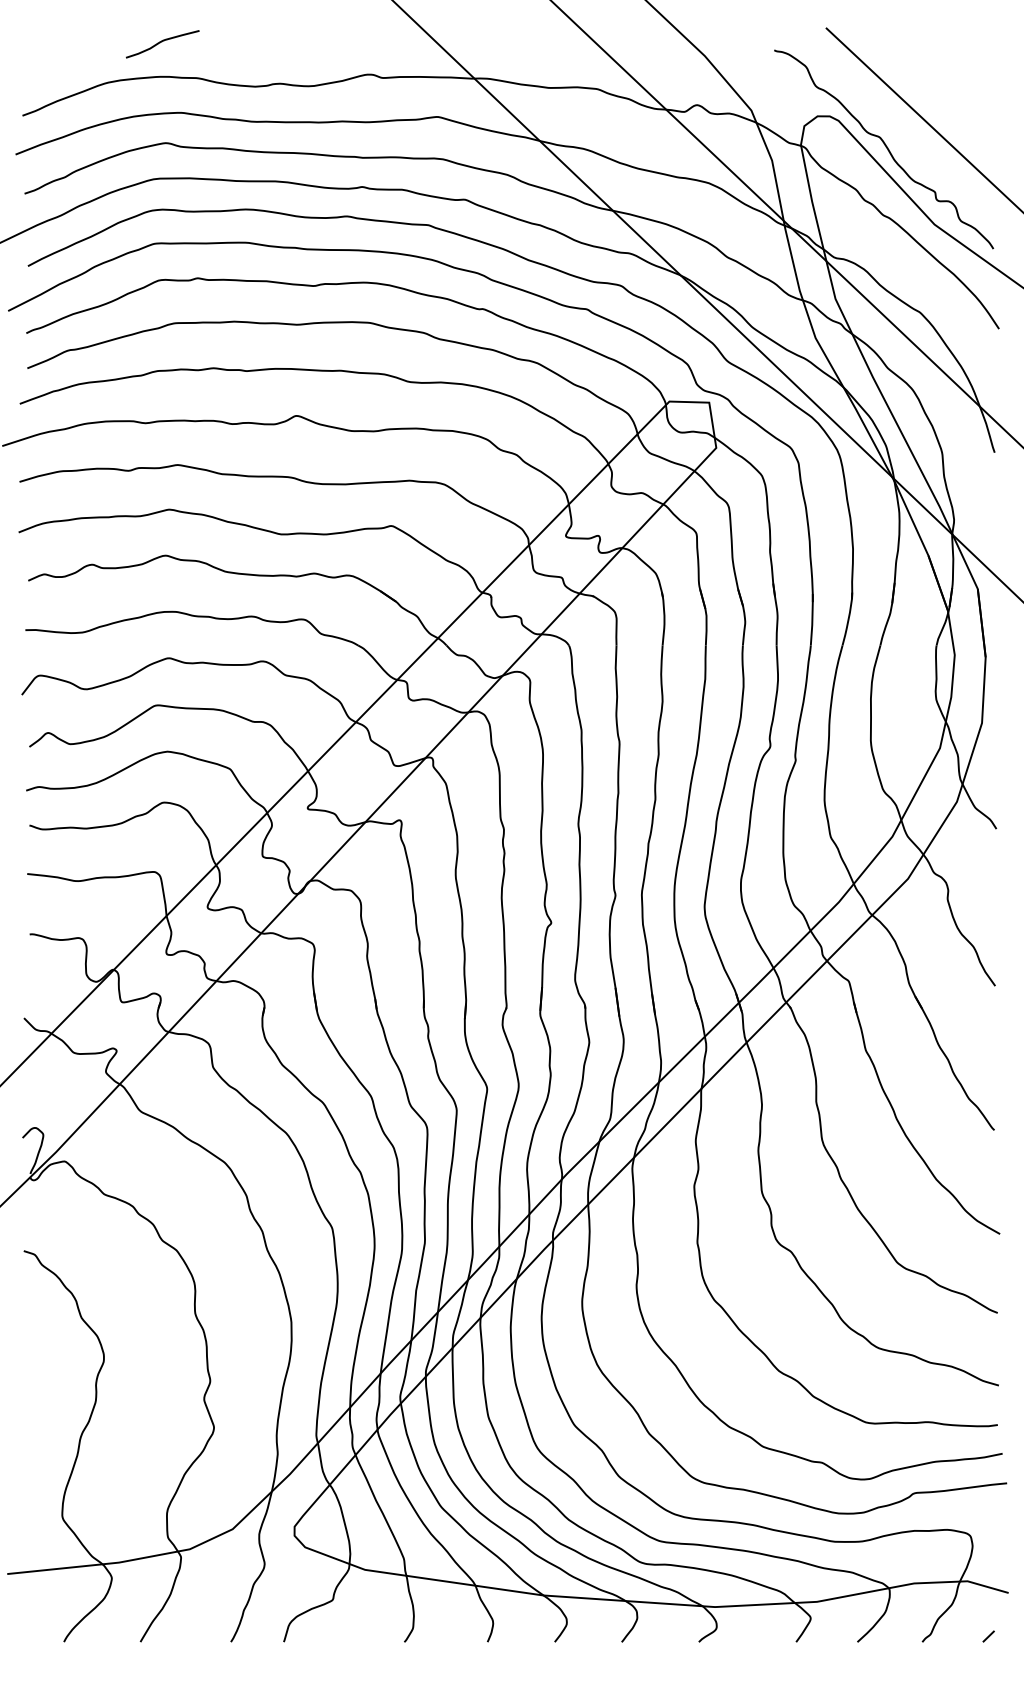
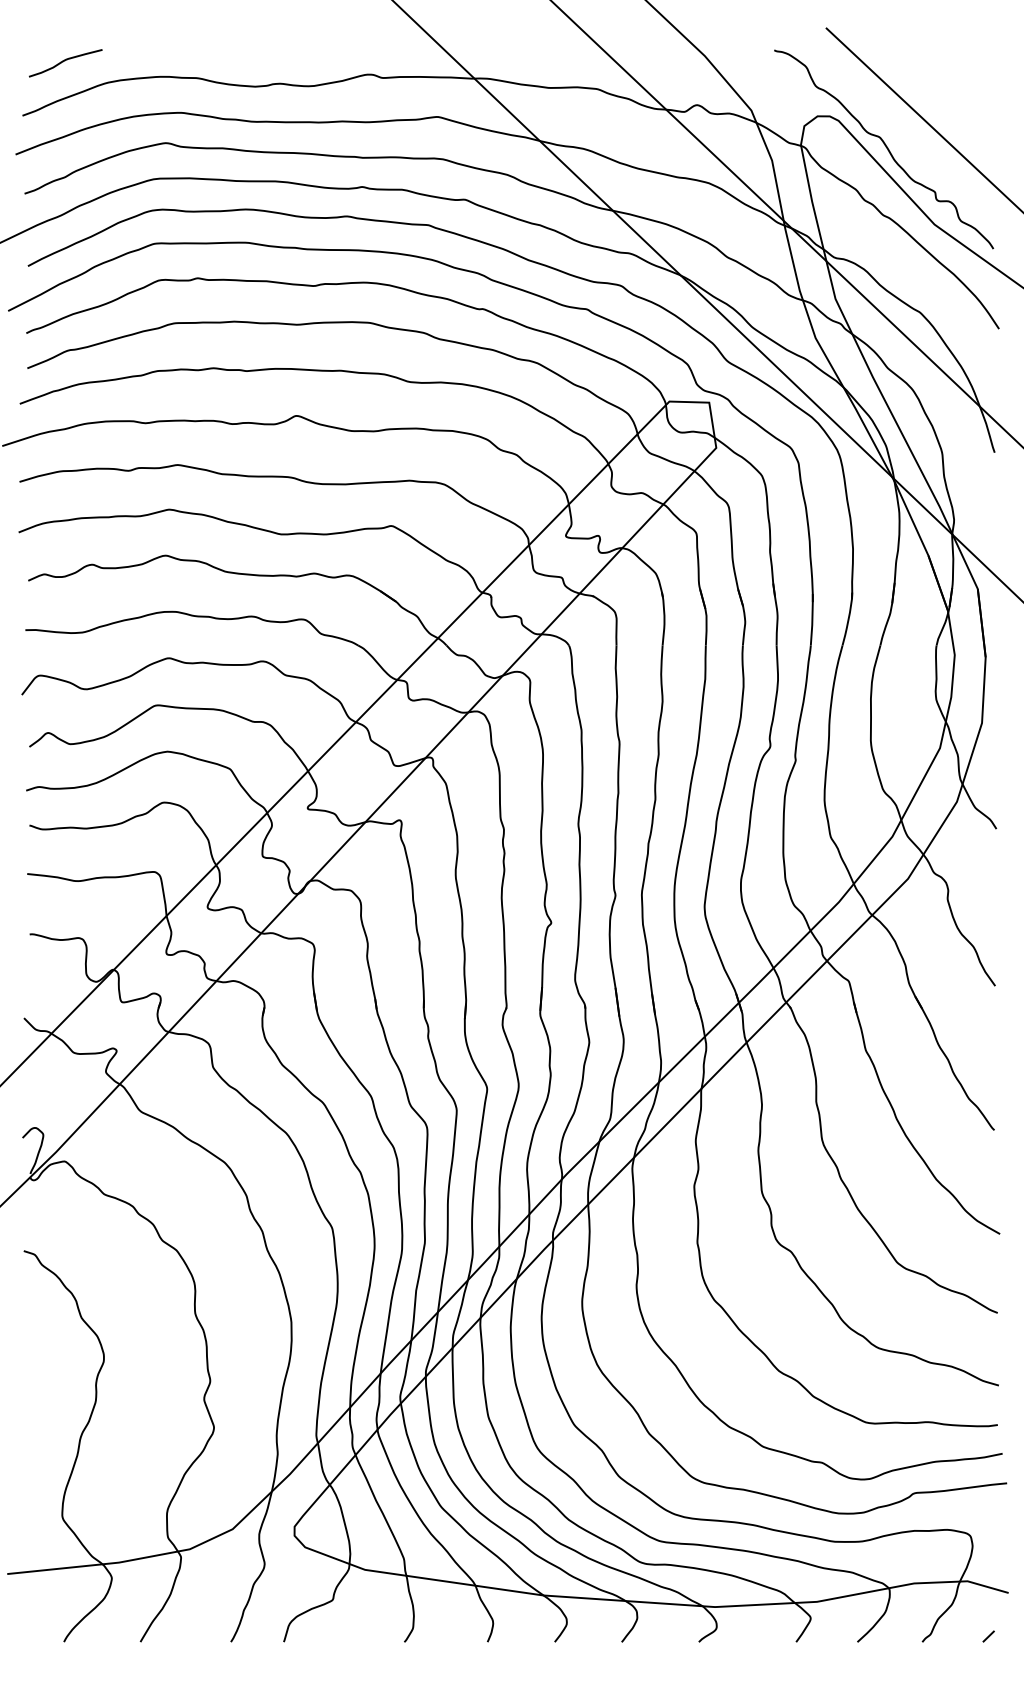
curve position: (162, 42) -> (65, 61) (65, 61)
